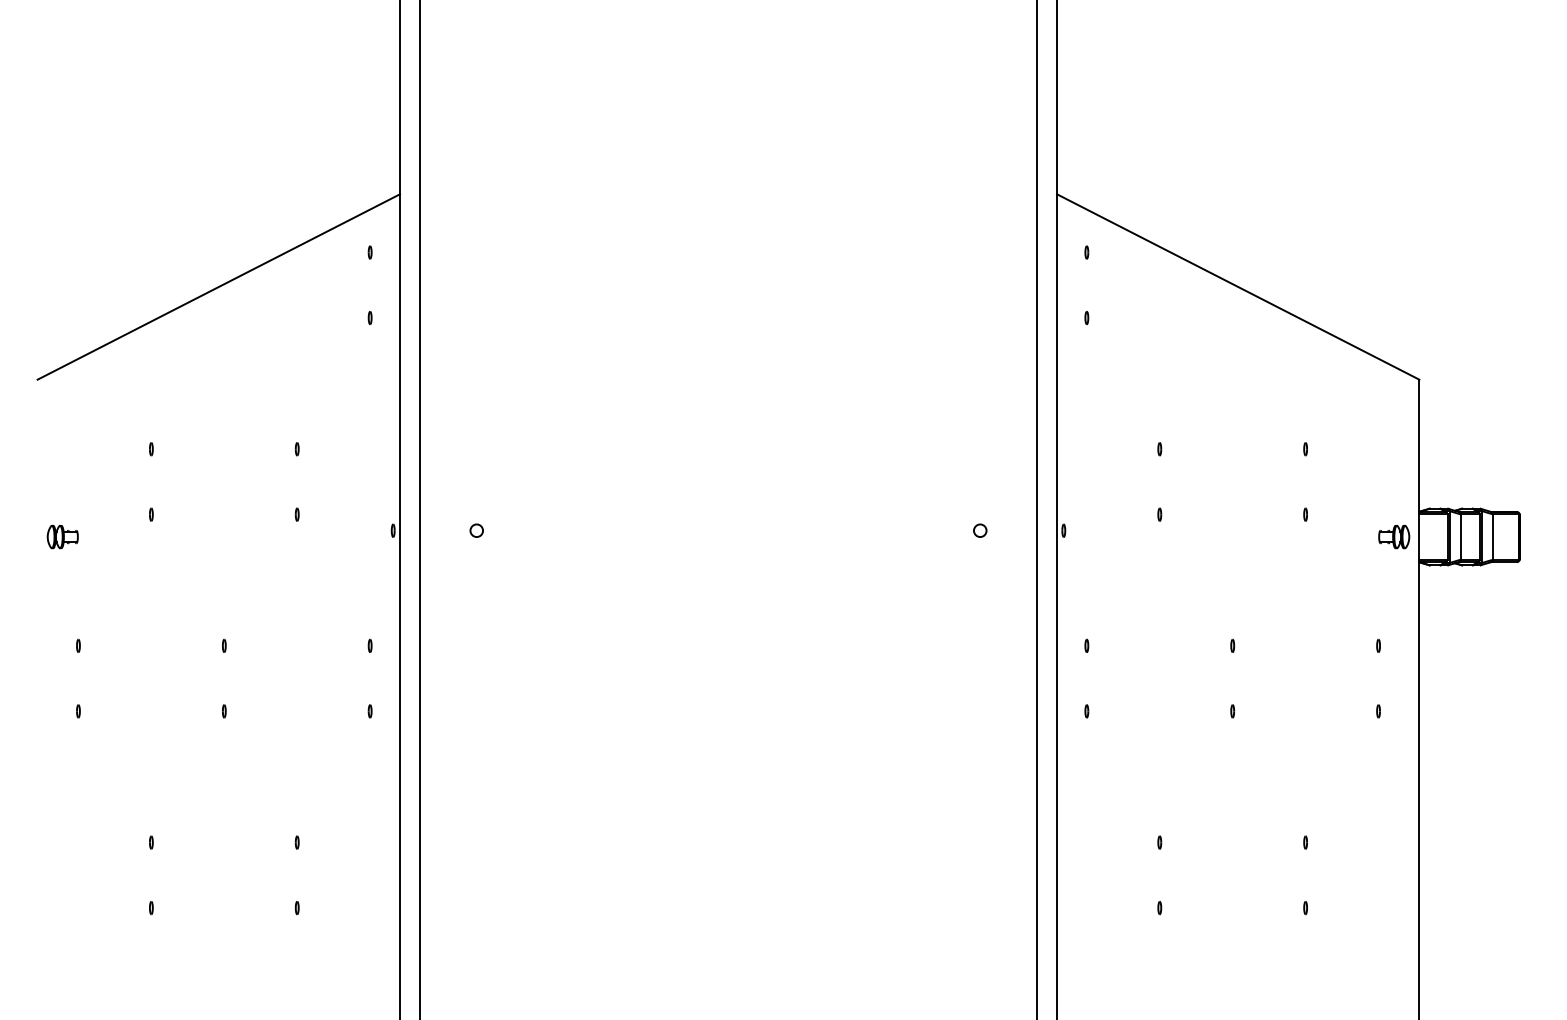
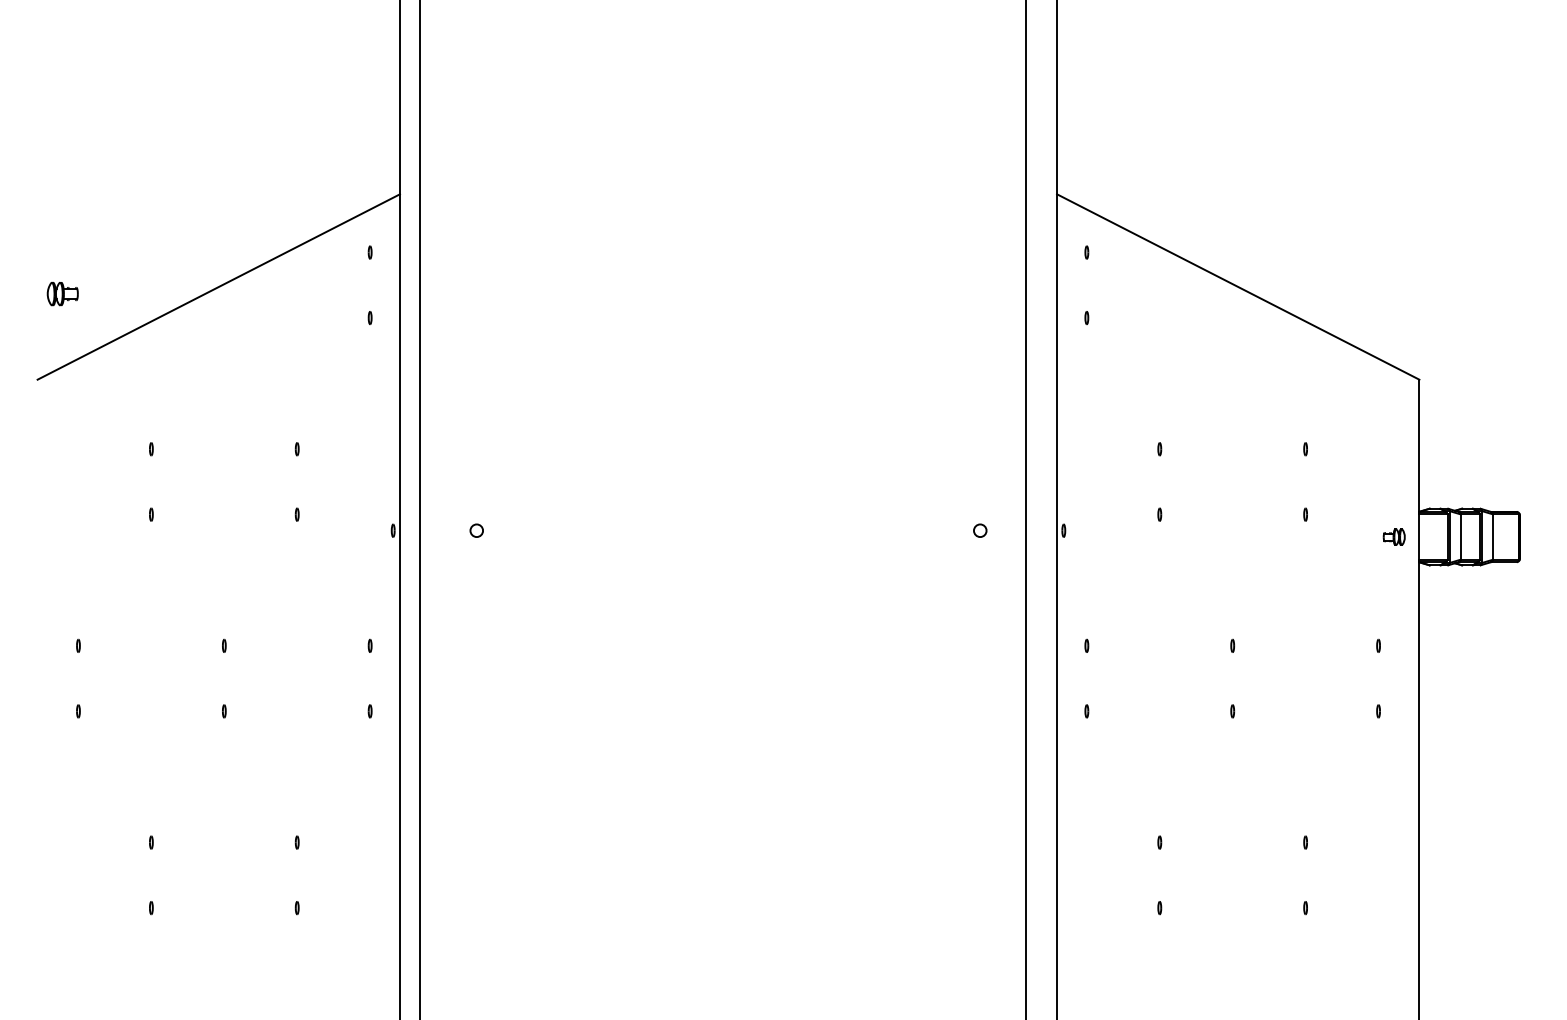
line position: (1036, 509) -> (1025, 509) (1025, 509)
part position: (62, 536) -> (62, 293) (62, 293)
part size: 33x25 px -> 24x18 px (1393, 536)
